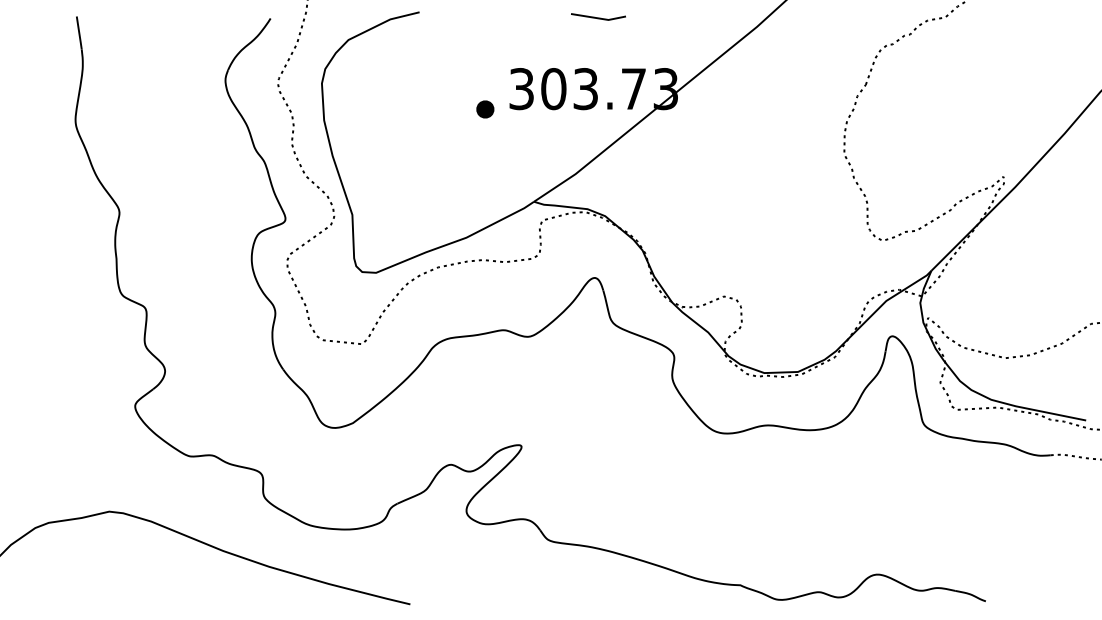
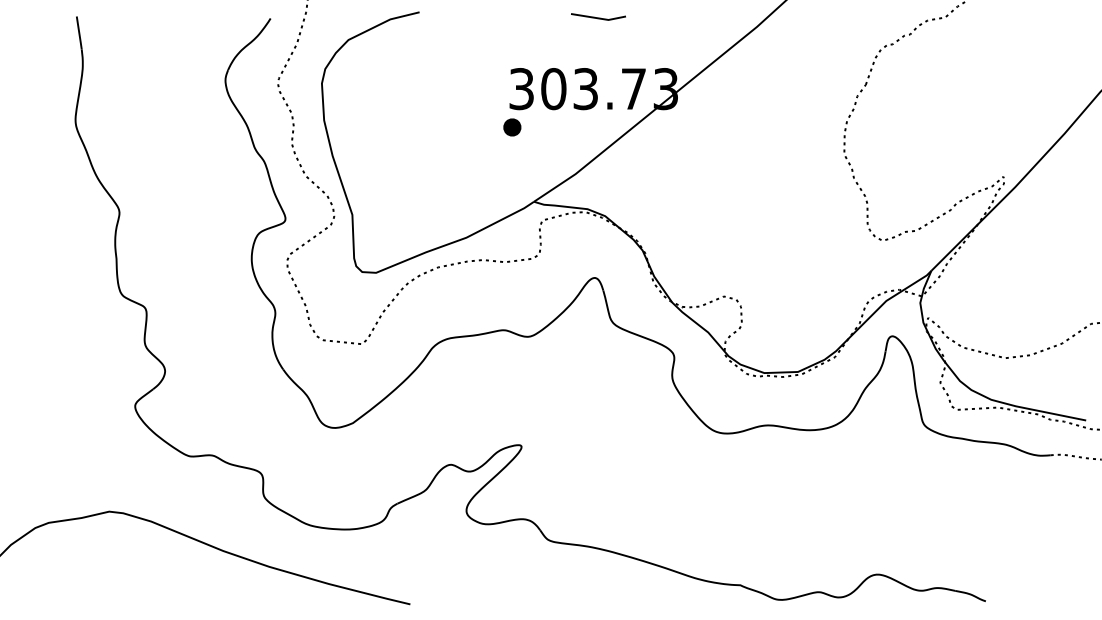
part position: (485, 109) -> (512, 127) (512, 127)
